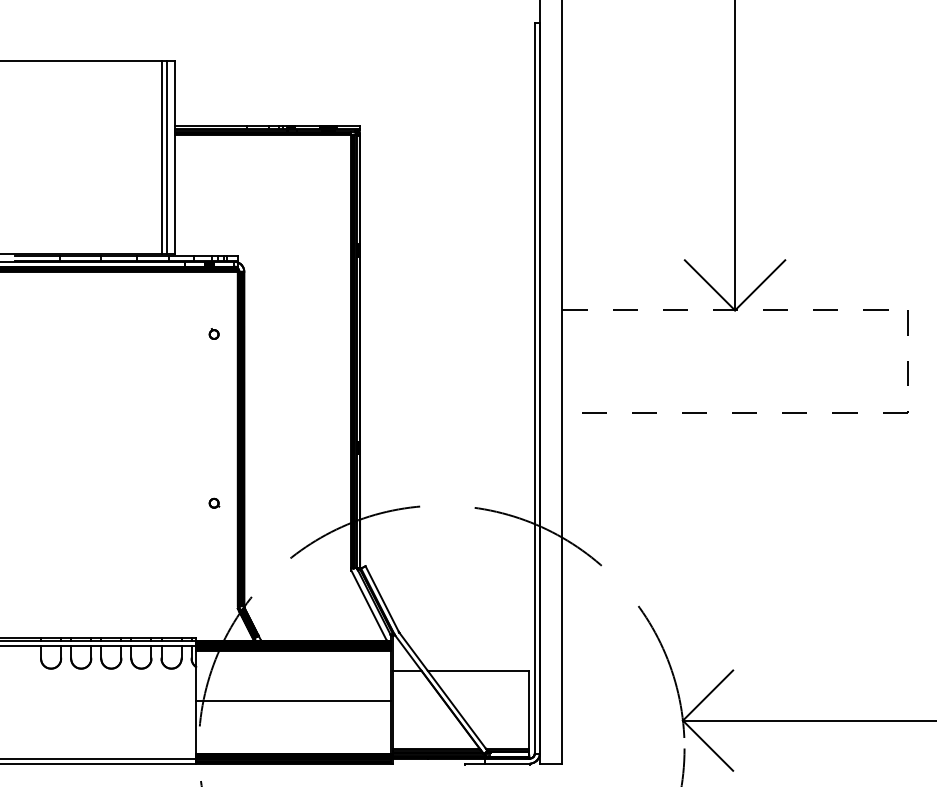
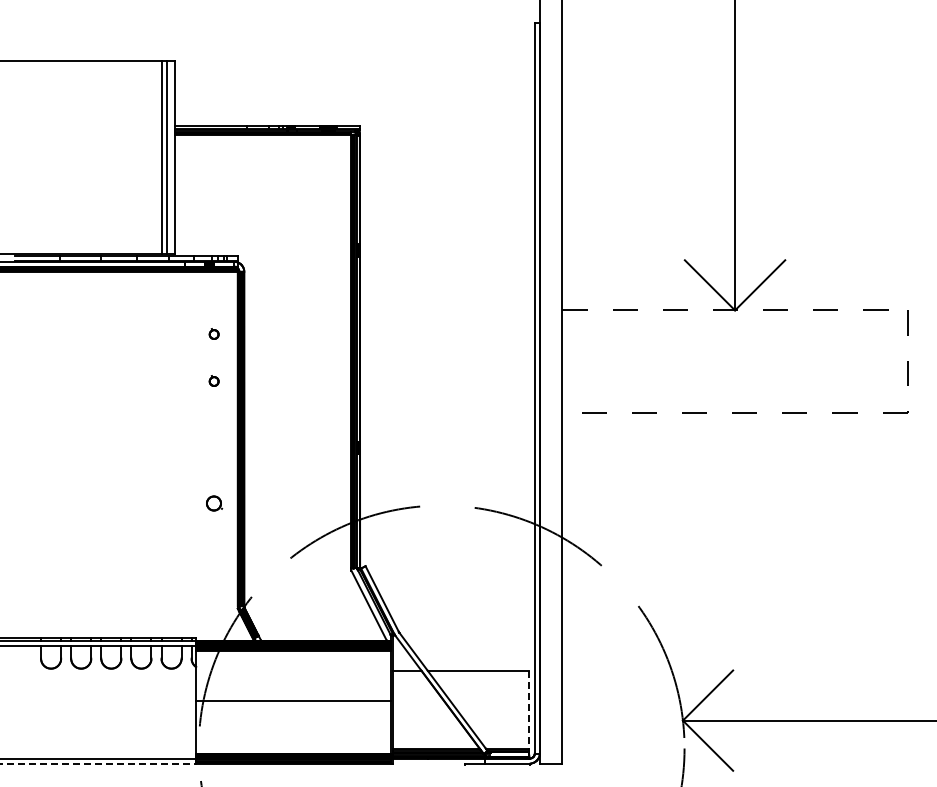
part: none -> present (213, 380)
part size: 13x12 px -> 18x17 px (214, 503)
line: solid -> dashed (528, 709)
line: solid -> dashed (98, 763)
